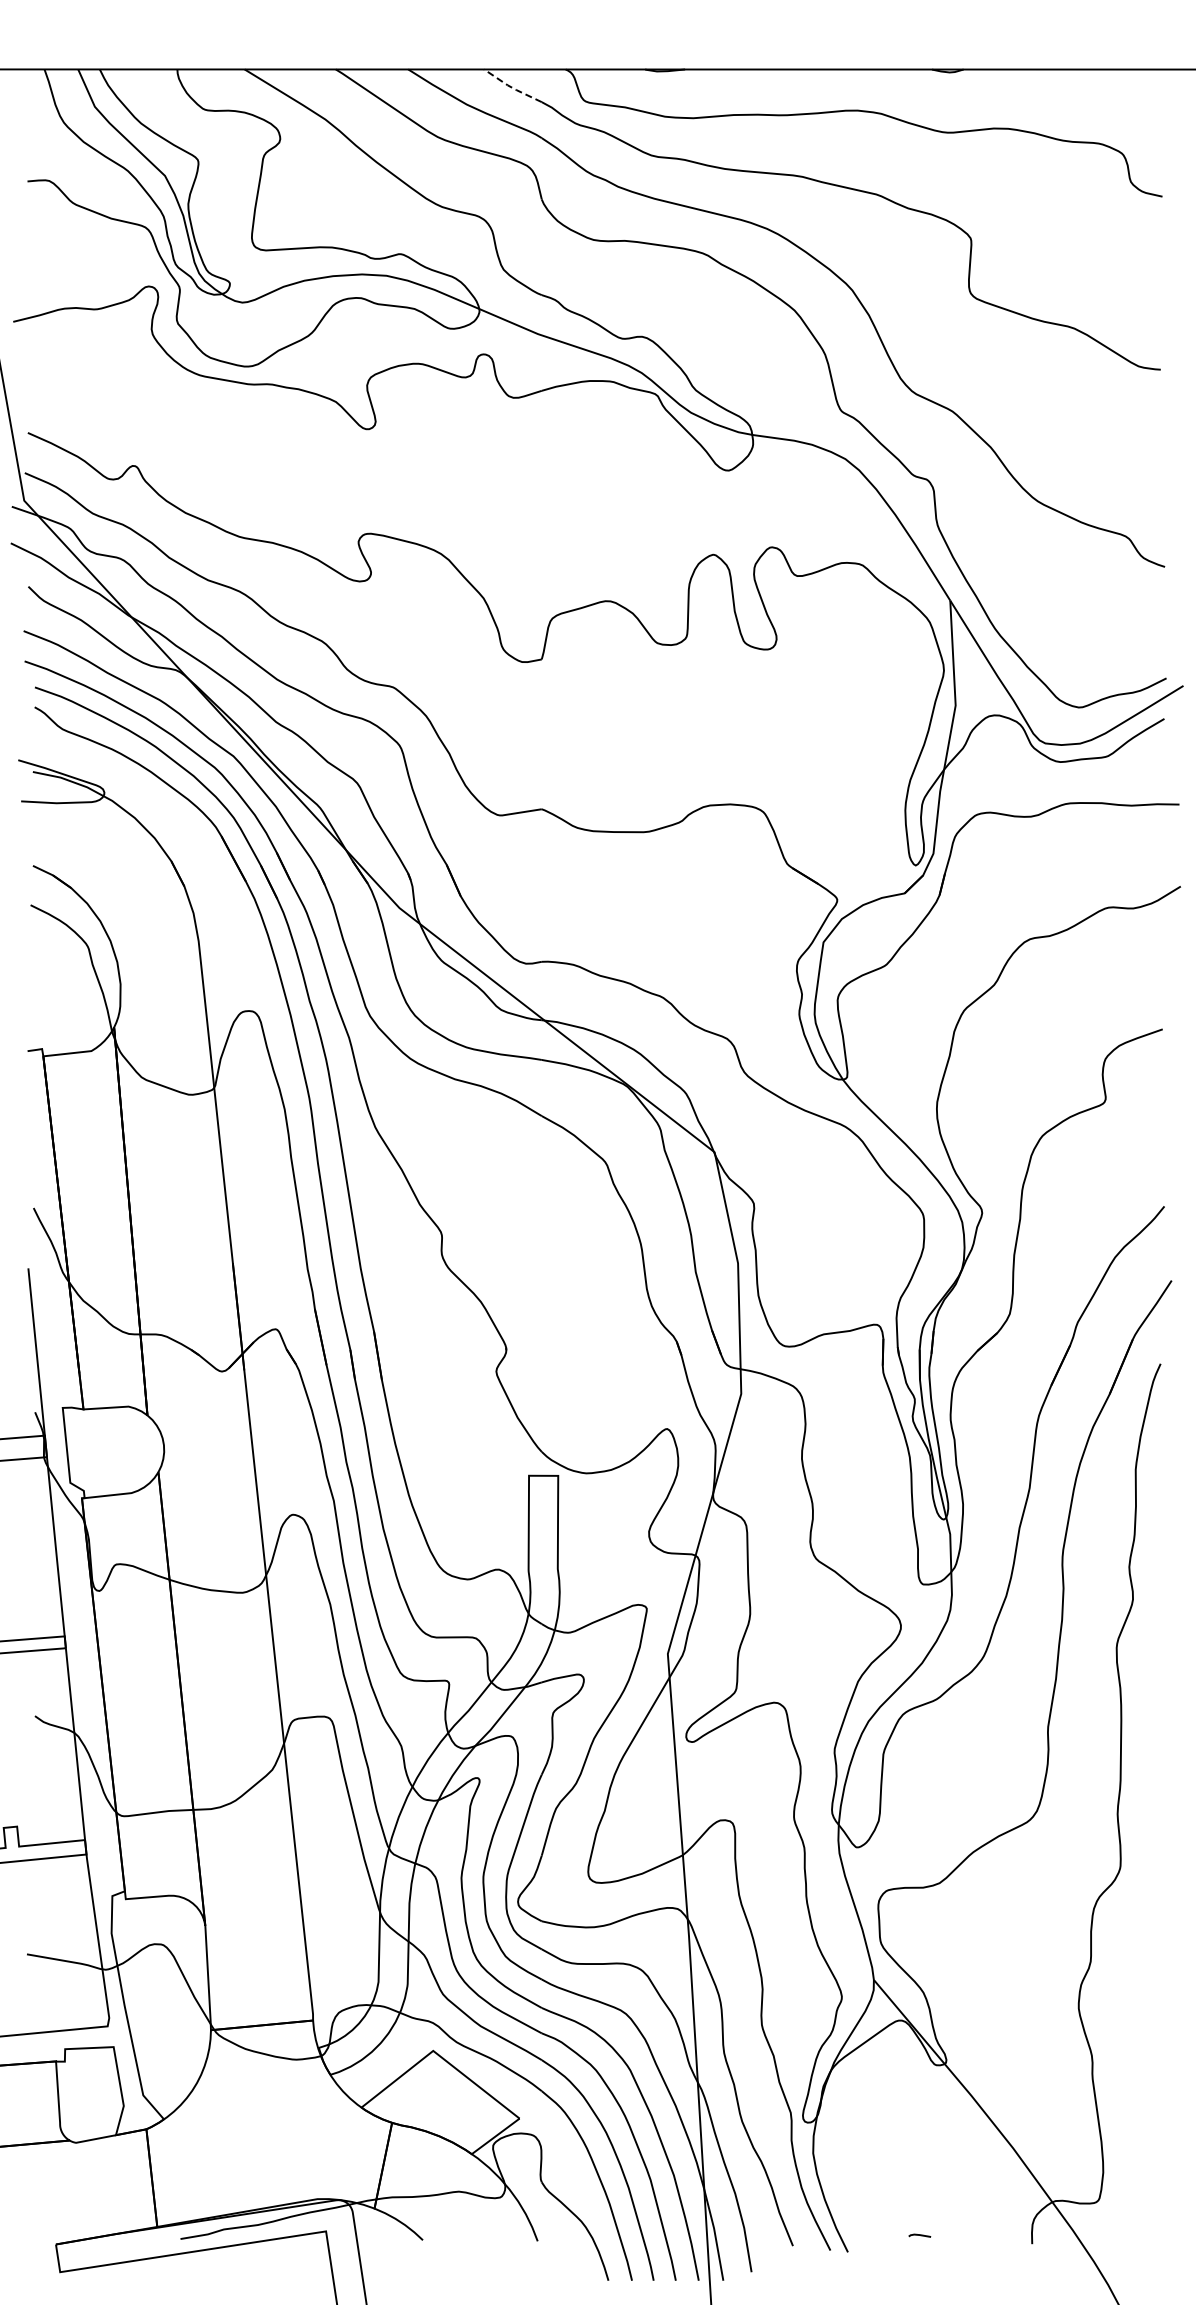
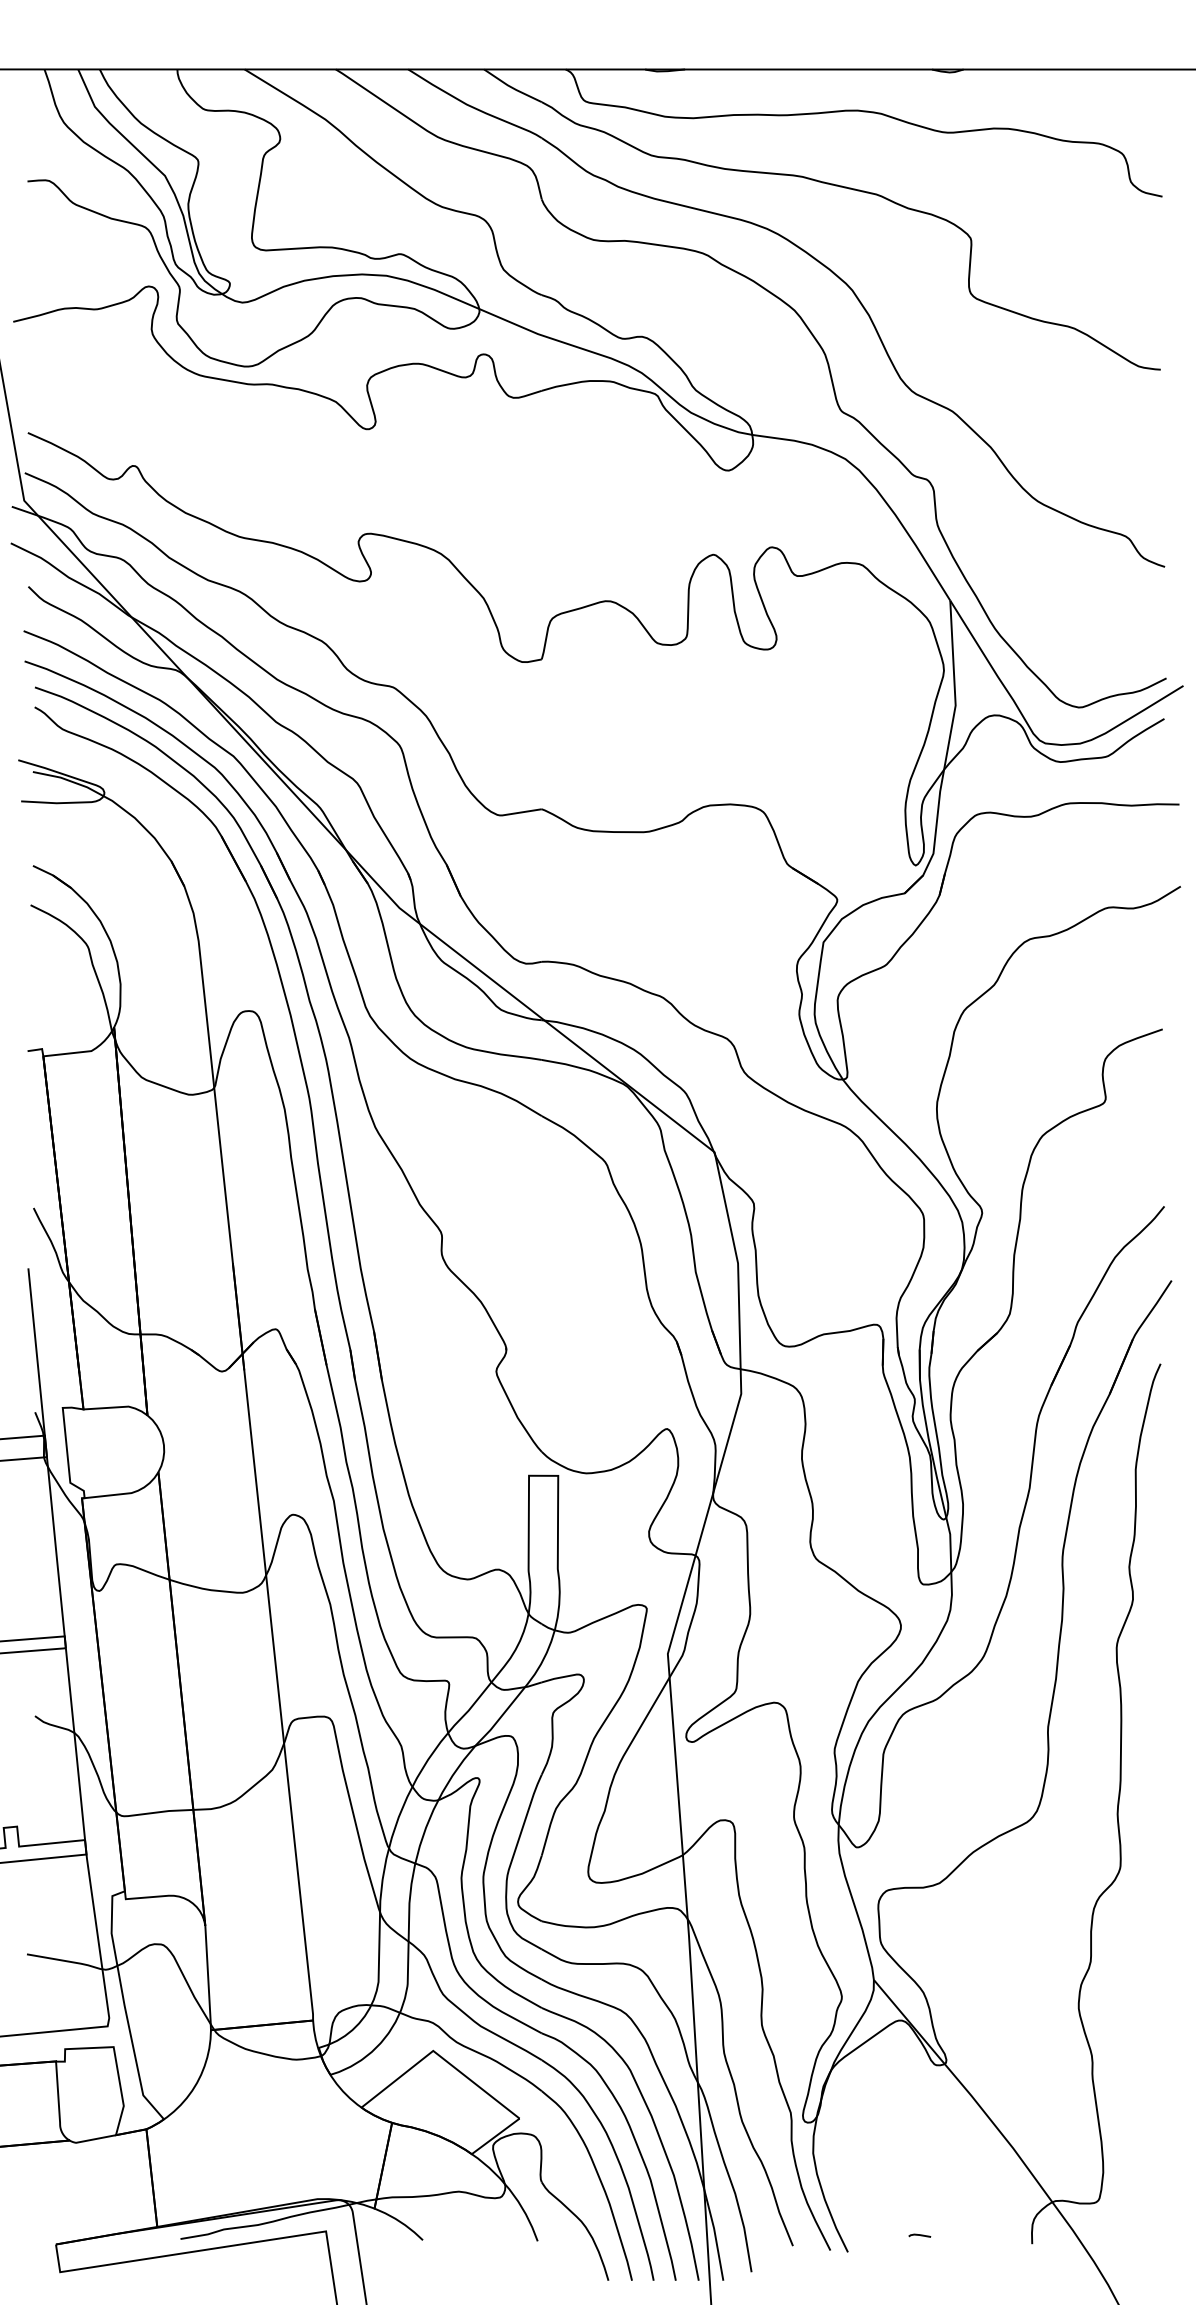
line: dashed -> solid (512, 87)
